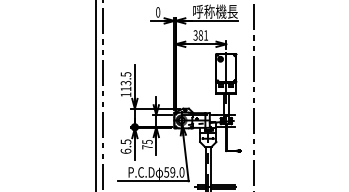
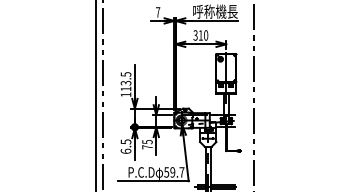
text: 0 -> 7 (158, 12)
text: 381 -> 310 (203, 35)
text: 59.0 -> 59.7 (181, 172)
